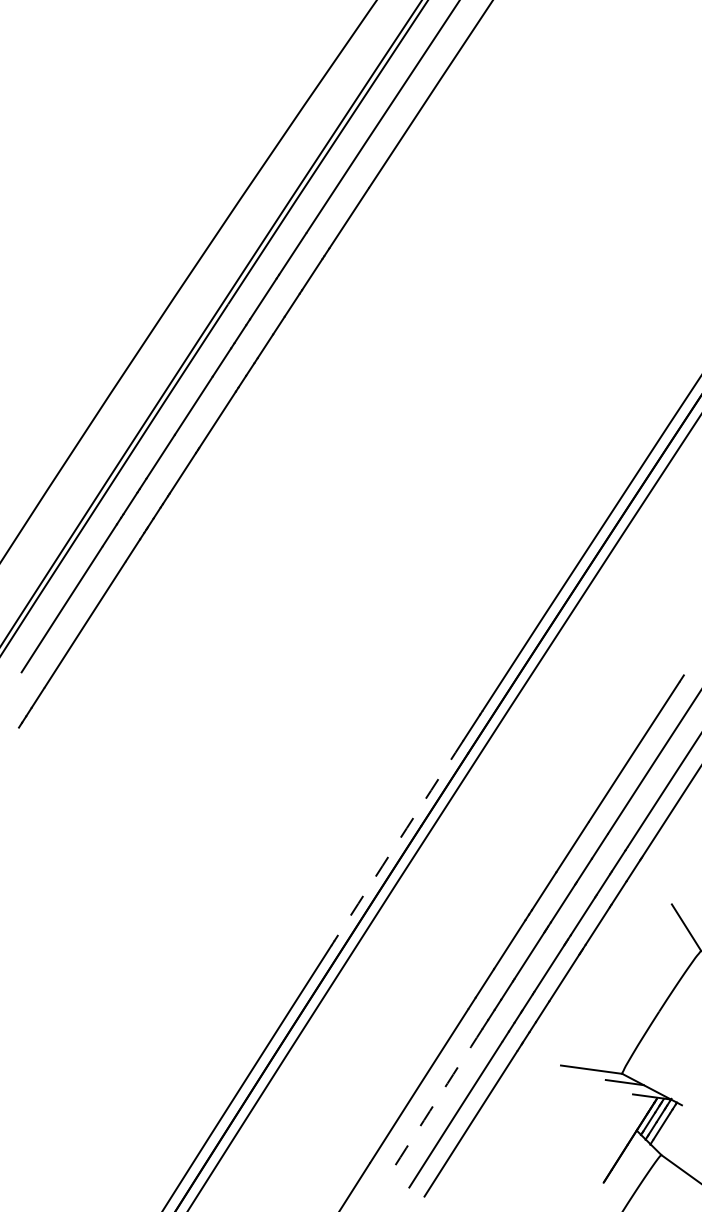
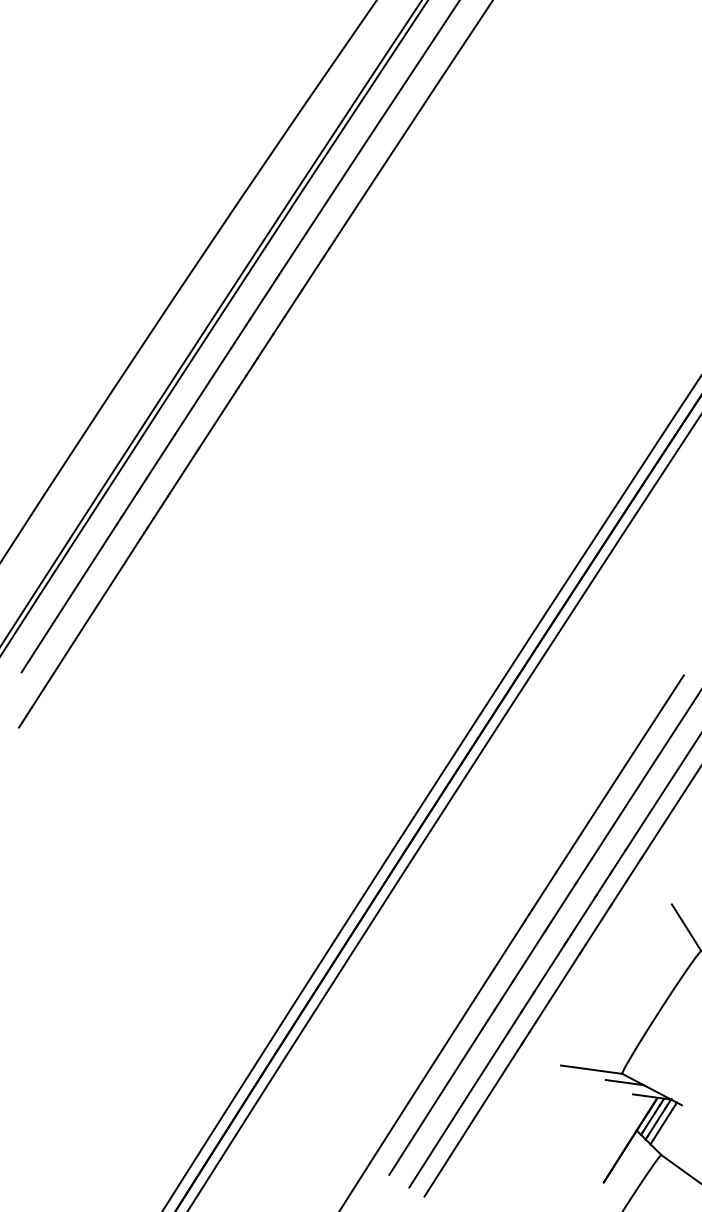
arc: dashed -> solid (398, 840)
arc: dashed -> solid (435, 1102)
